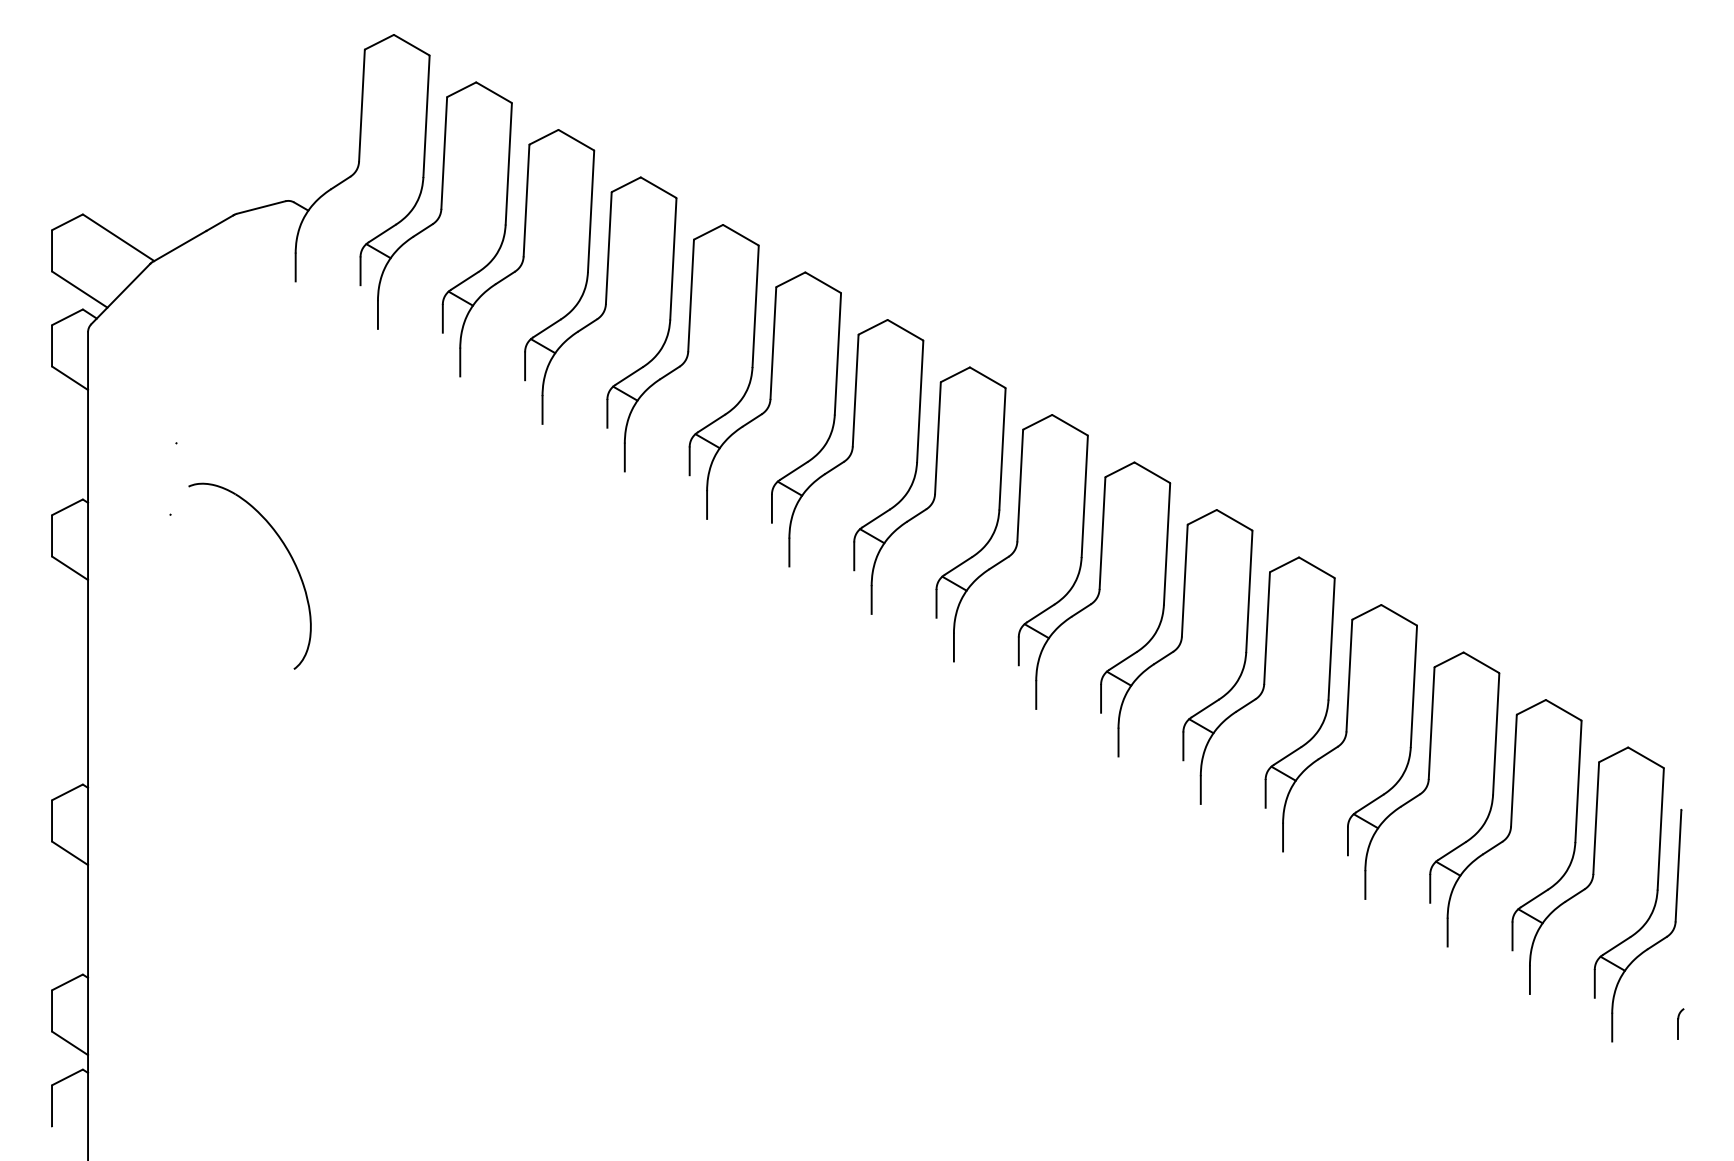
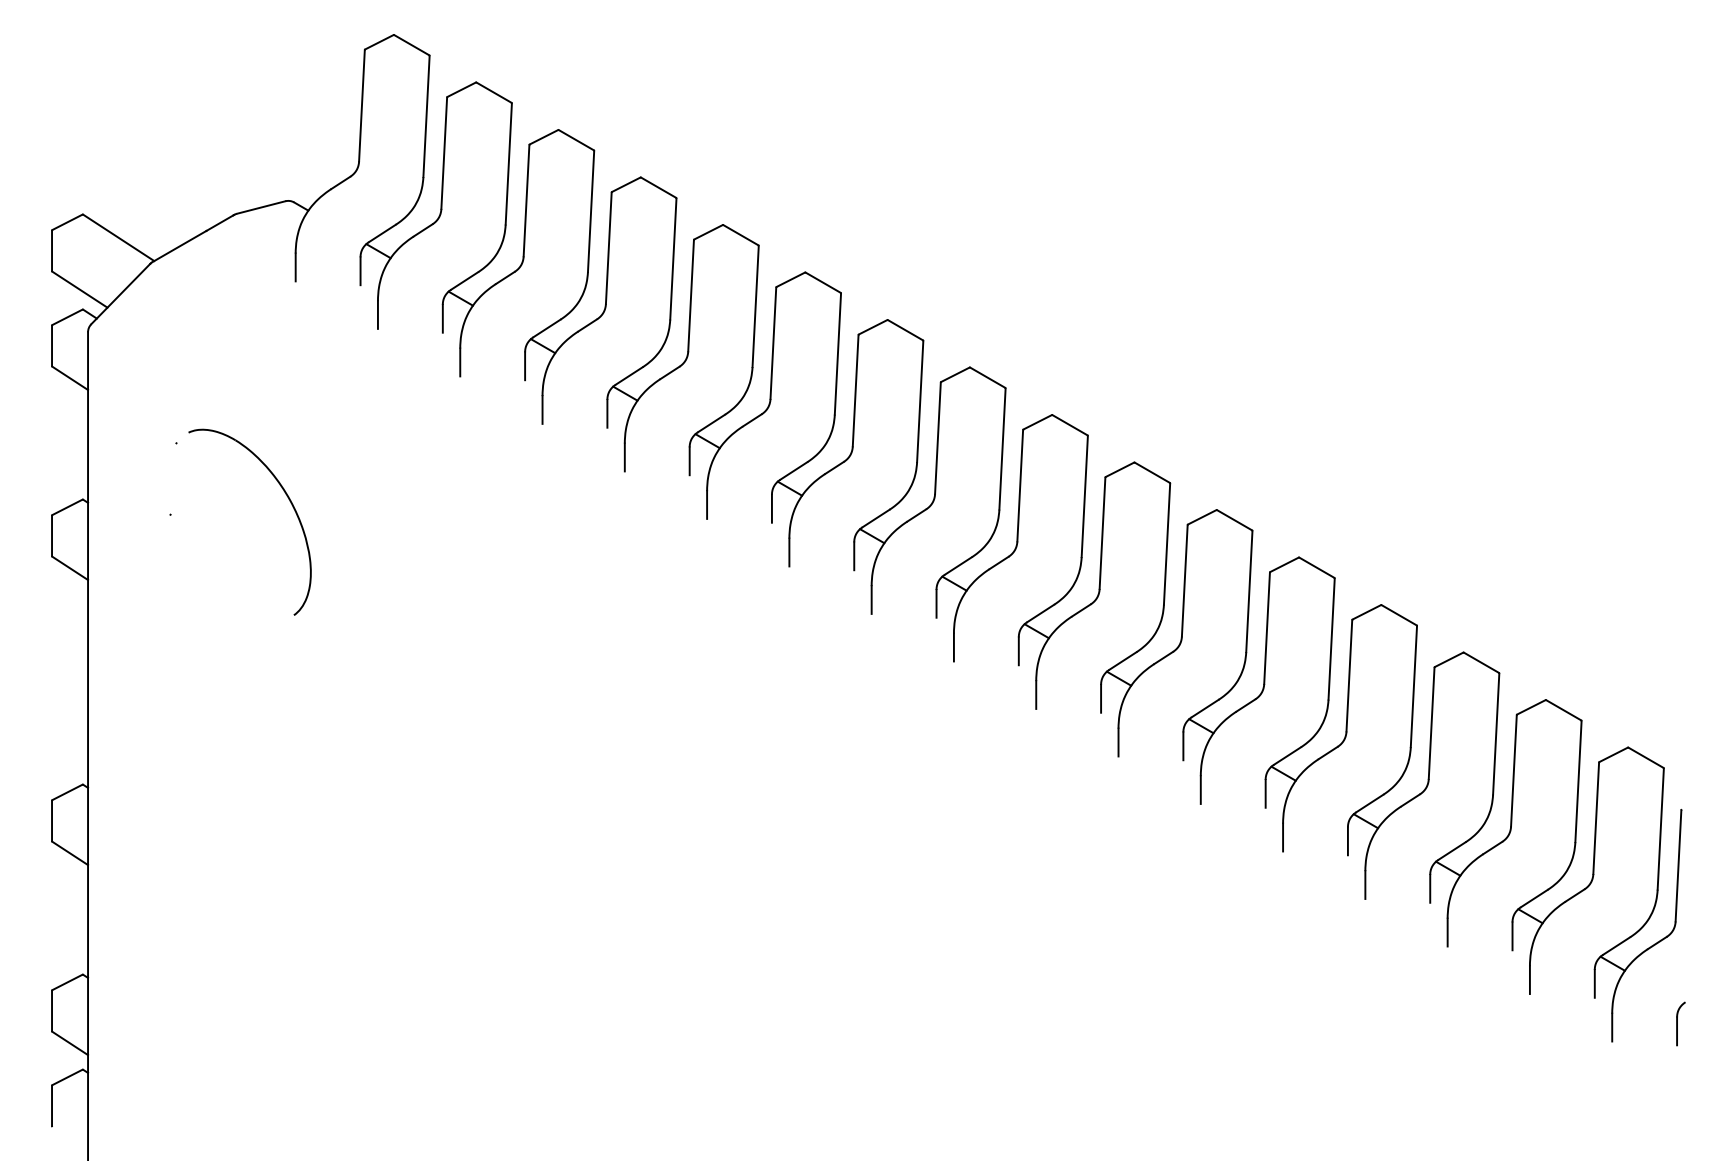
part position: (286, 550) -> (286, 496) (286, 496)
part size: 8x32 px -> 10x46 px (1680, 1023)
